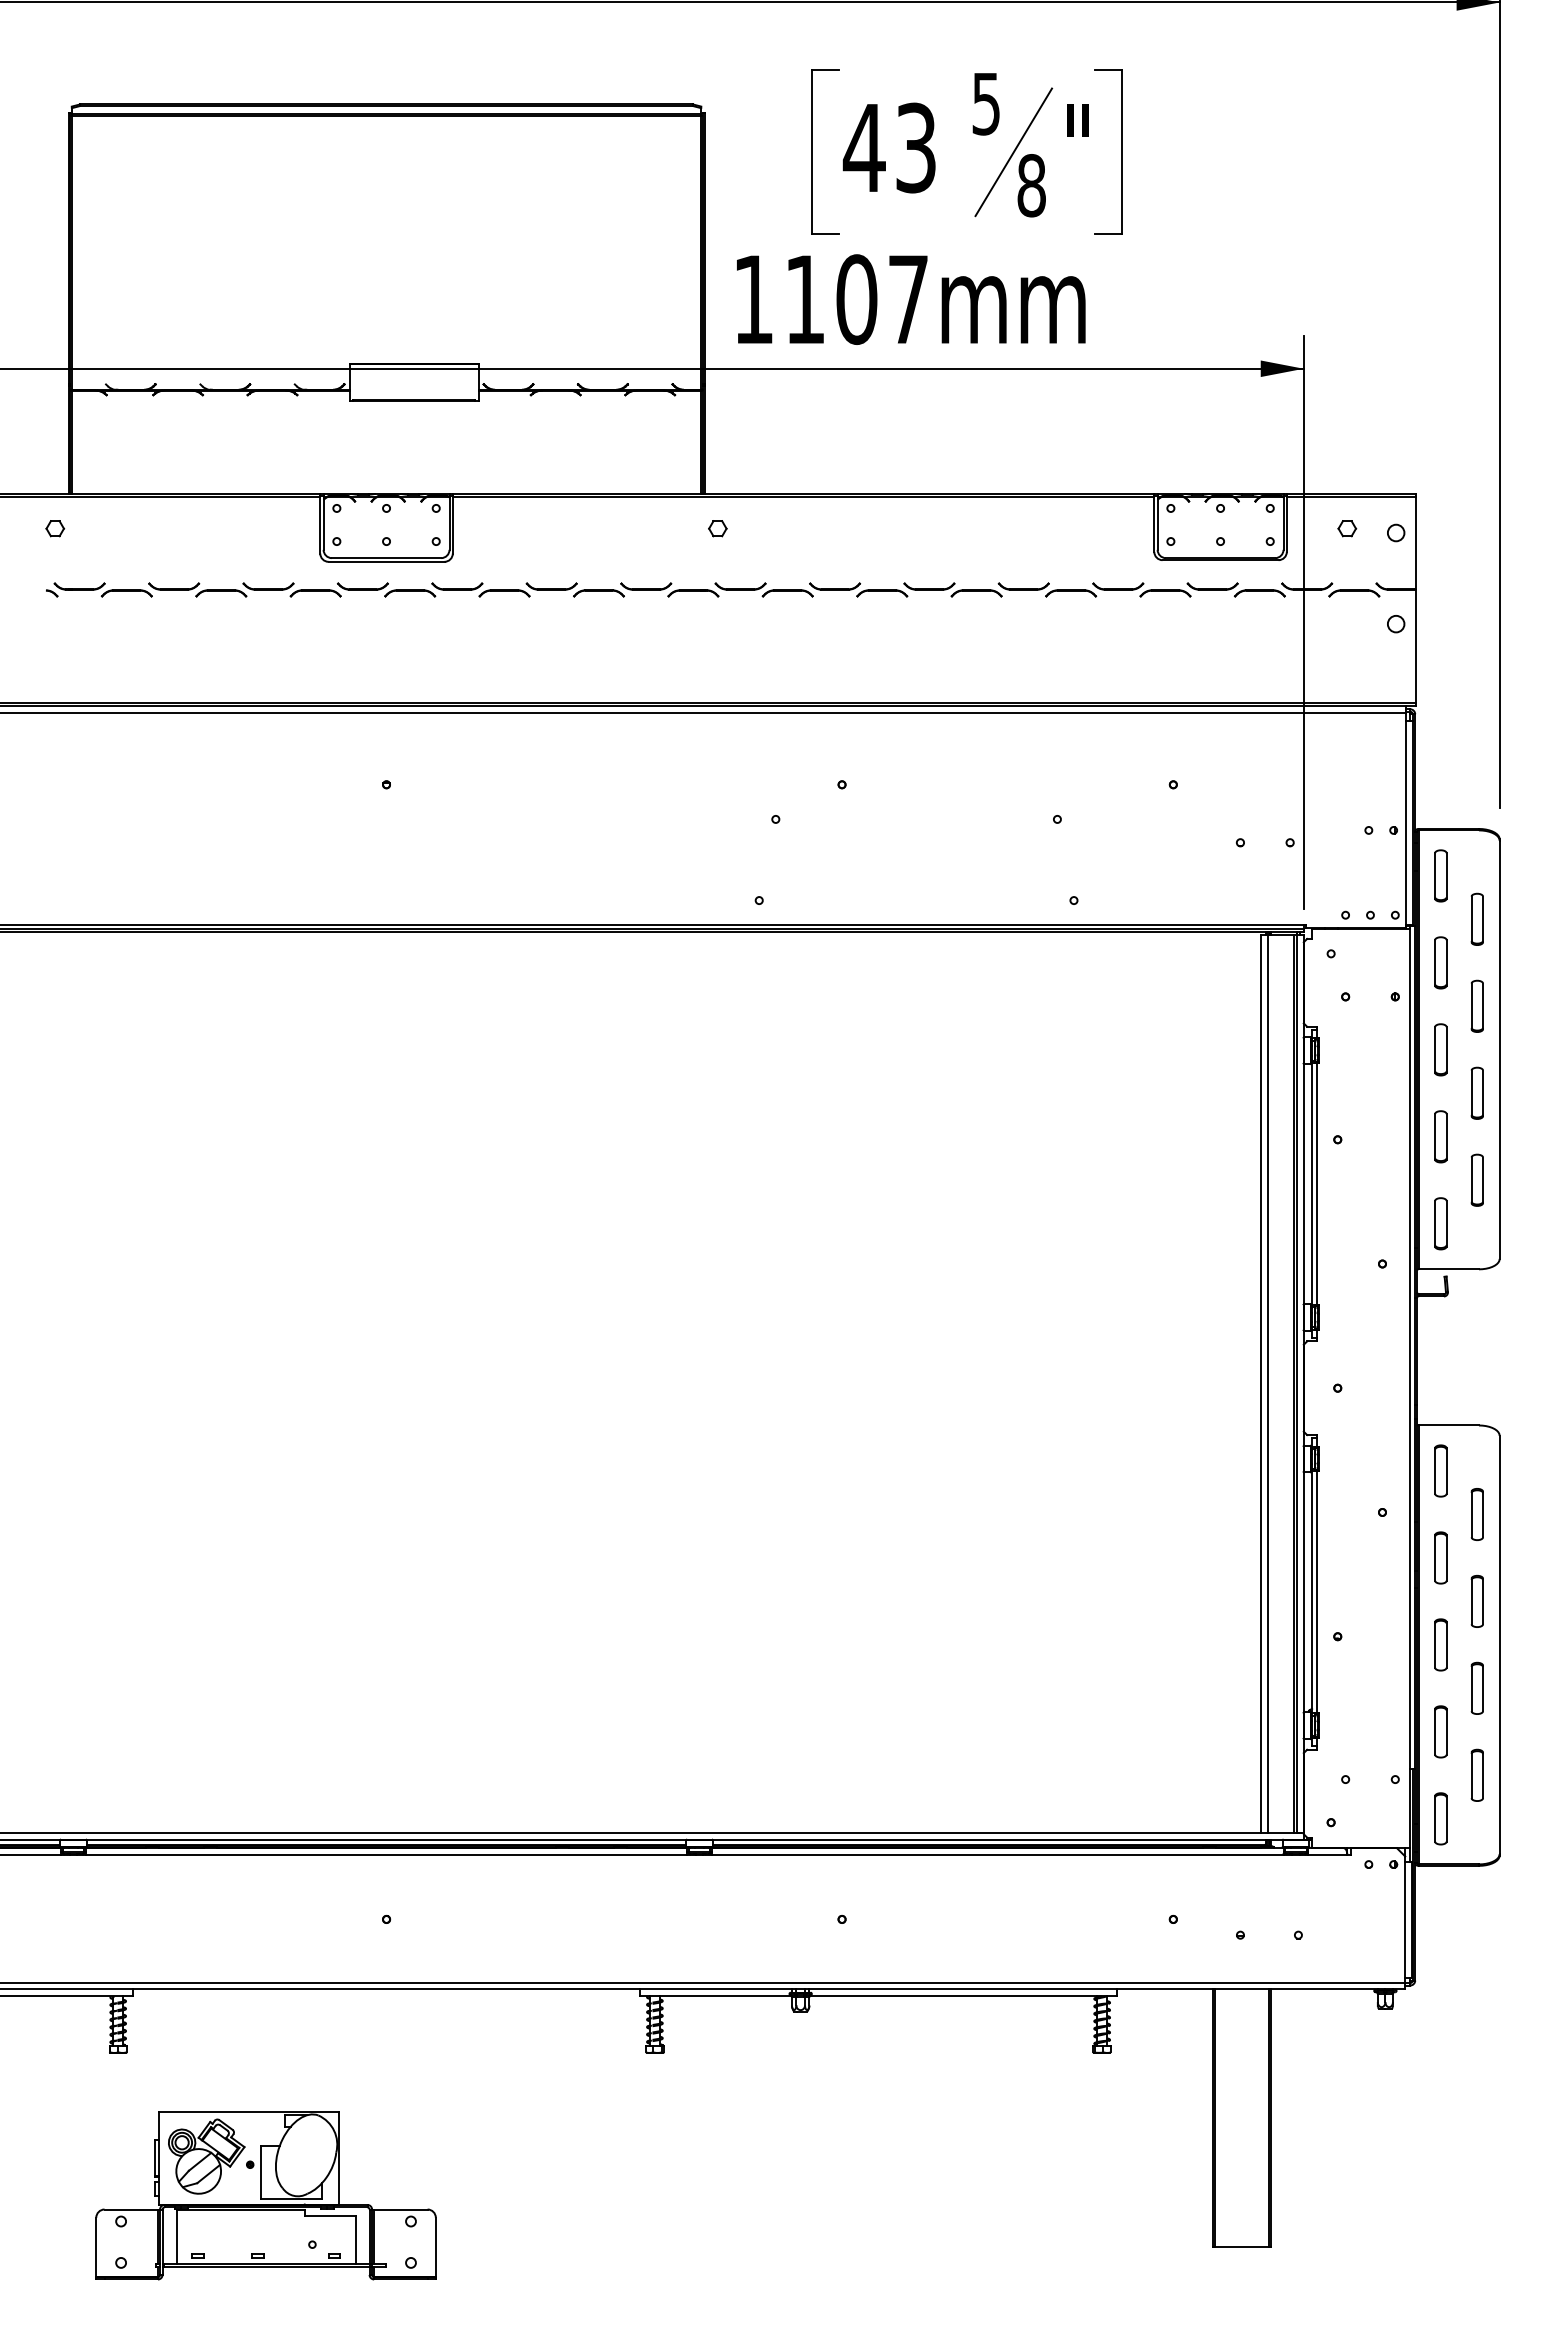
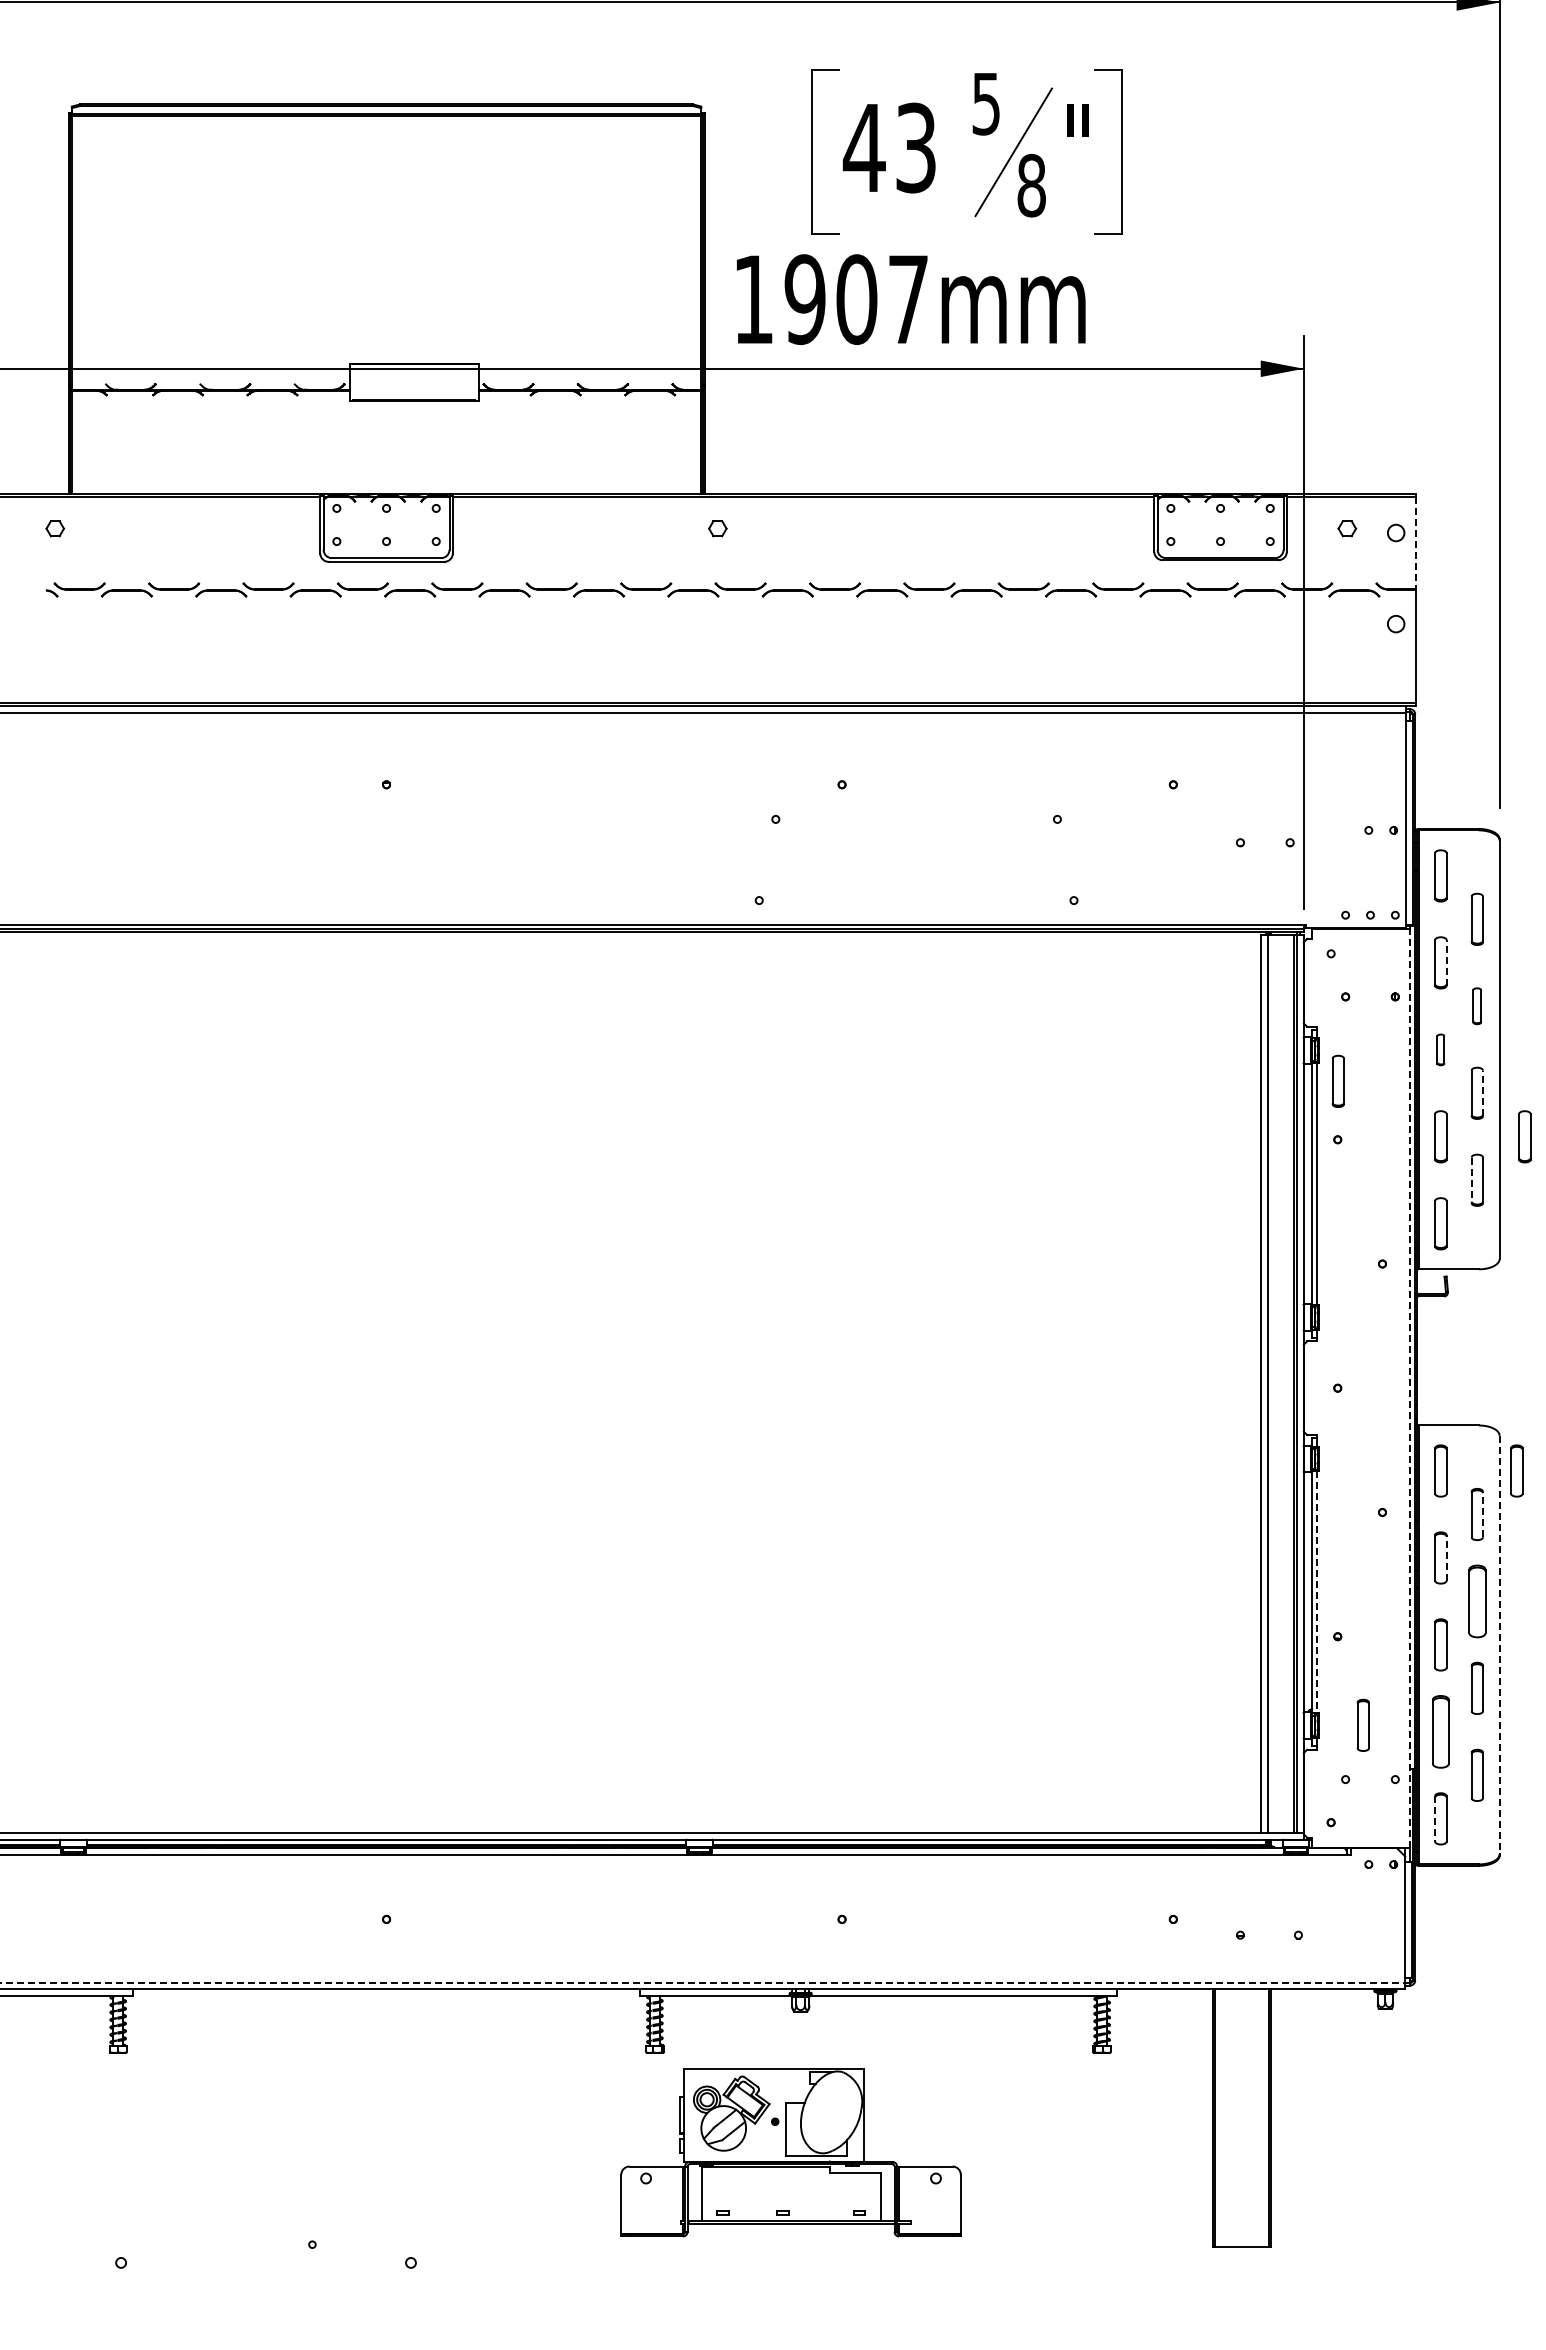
text: 1107mm -> 1907mm (804, 299)
line: solid -> dashed (1416, 543)
line: solid -> dashed (1446, 962)
part size: 14x54 px -> 10x39 px (1476, 1006)
part size: 14x54 px -> 10x34 px (1440, 1049)
part: none -> present (1337, 1080)
line: solid -> dashed (1483, 1093)
part: none -> present (1524, 1136)
line: solid -> dashed (1471, 1180)
line: solid -> dashed (1410, 1388)
part: none -> present (1516, 1470)
line: solid -> dashed (1483, 1514)
line: solid -> dashed (1446, 1557)
line: solid -> dashed (1317, 1592)
part size: 14x53 px -> 19x75 px (1477, 1601)
line: solid -> dashed (1499, 1645)
part: none -> present (1362, 1724)
part size: 14x54 px -> 18x74 px (1440, 1731)
line: solid -> dashed (1435, 1818)
line: solid -> dashed (703, 1982)
part position: (265, 2195) -> (790, 2152) (790, 2152)
